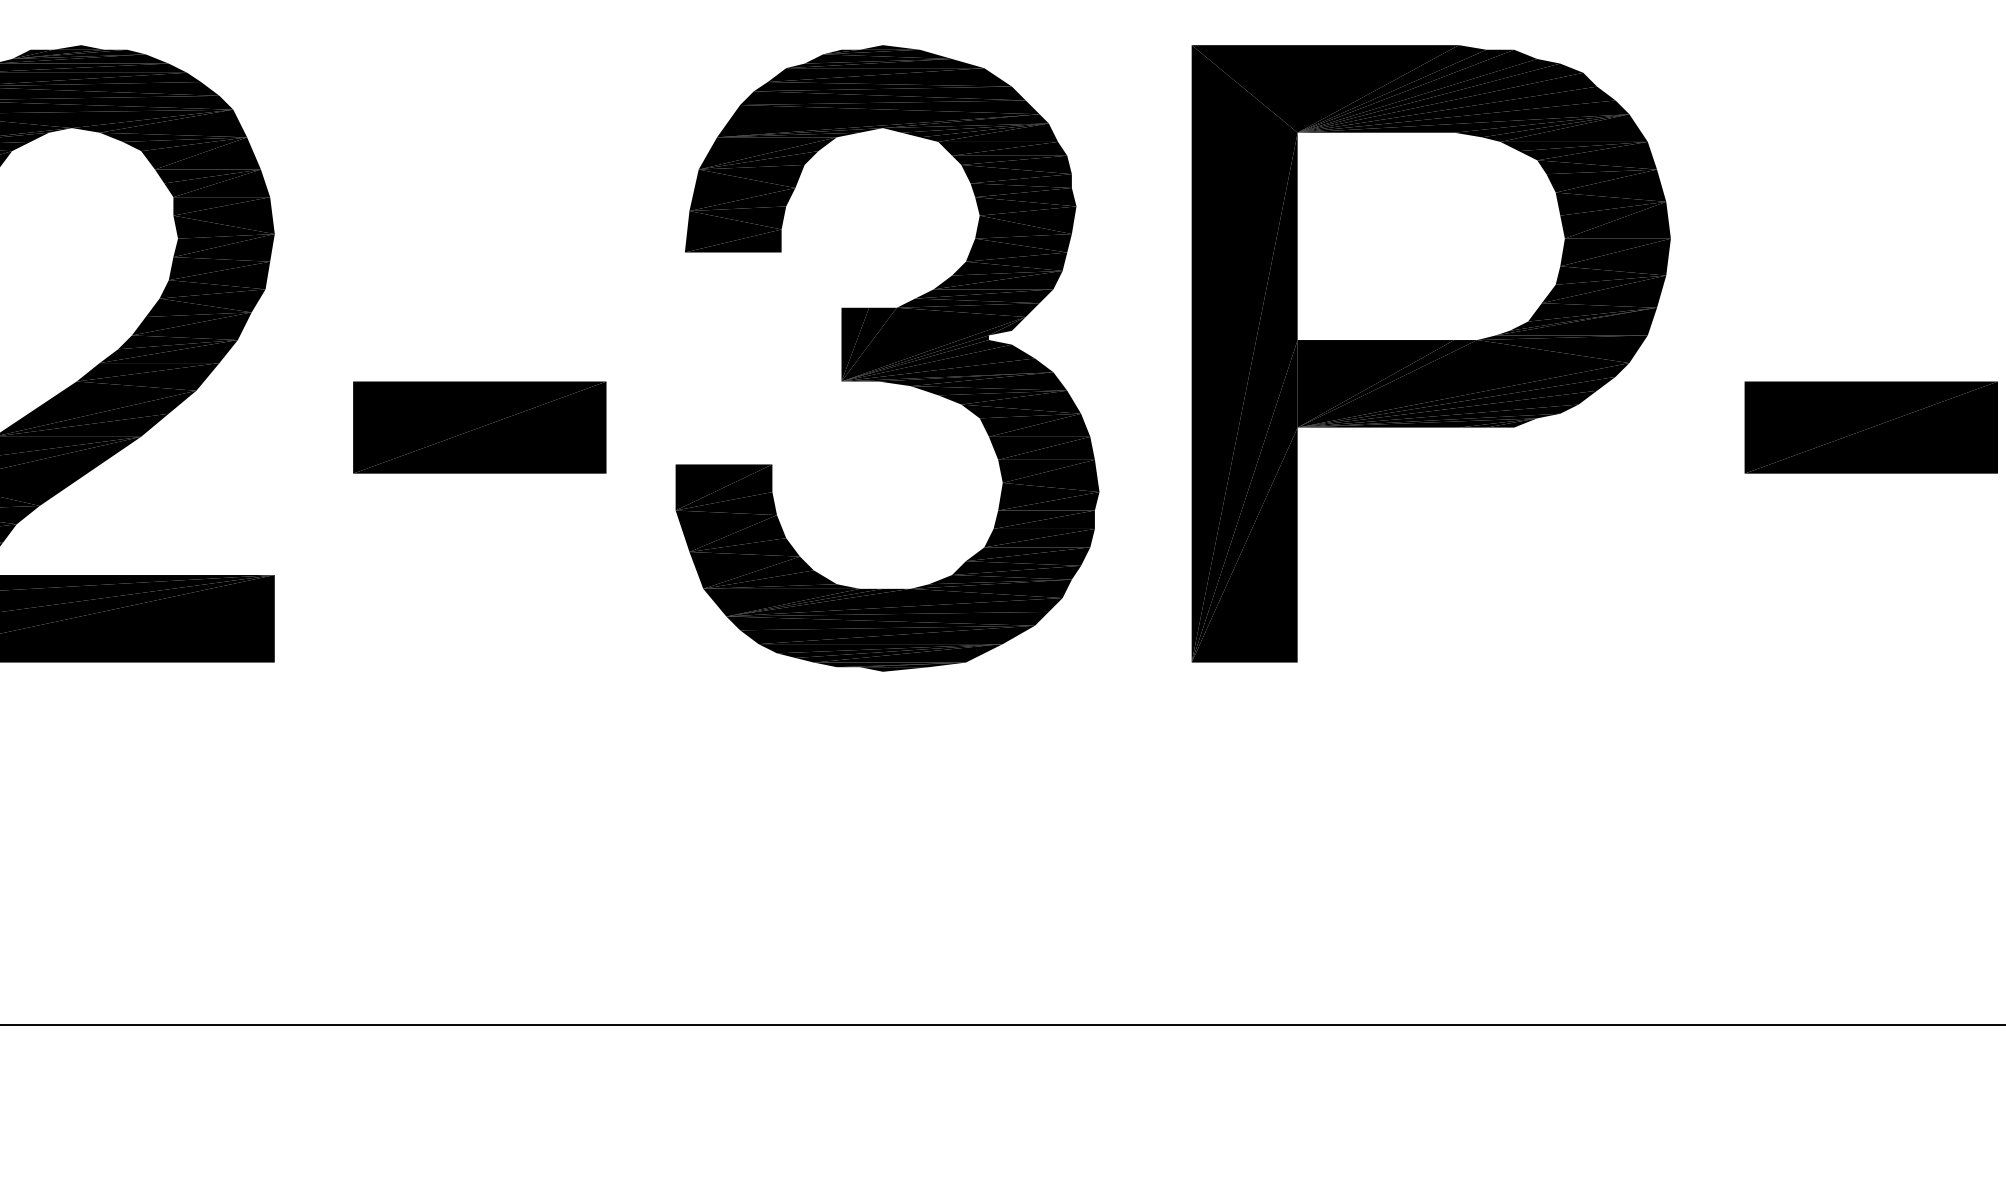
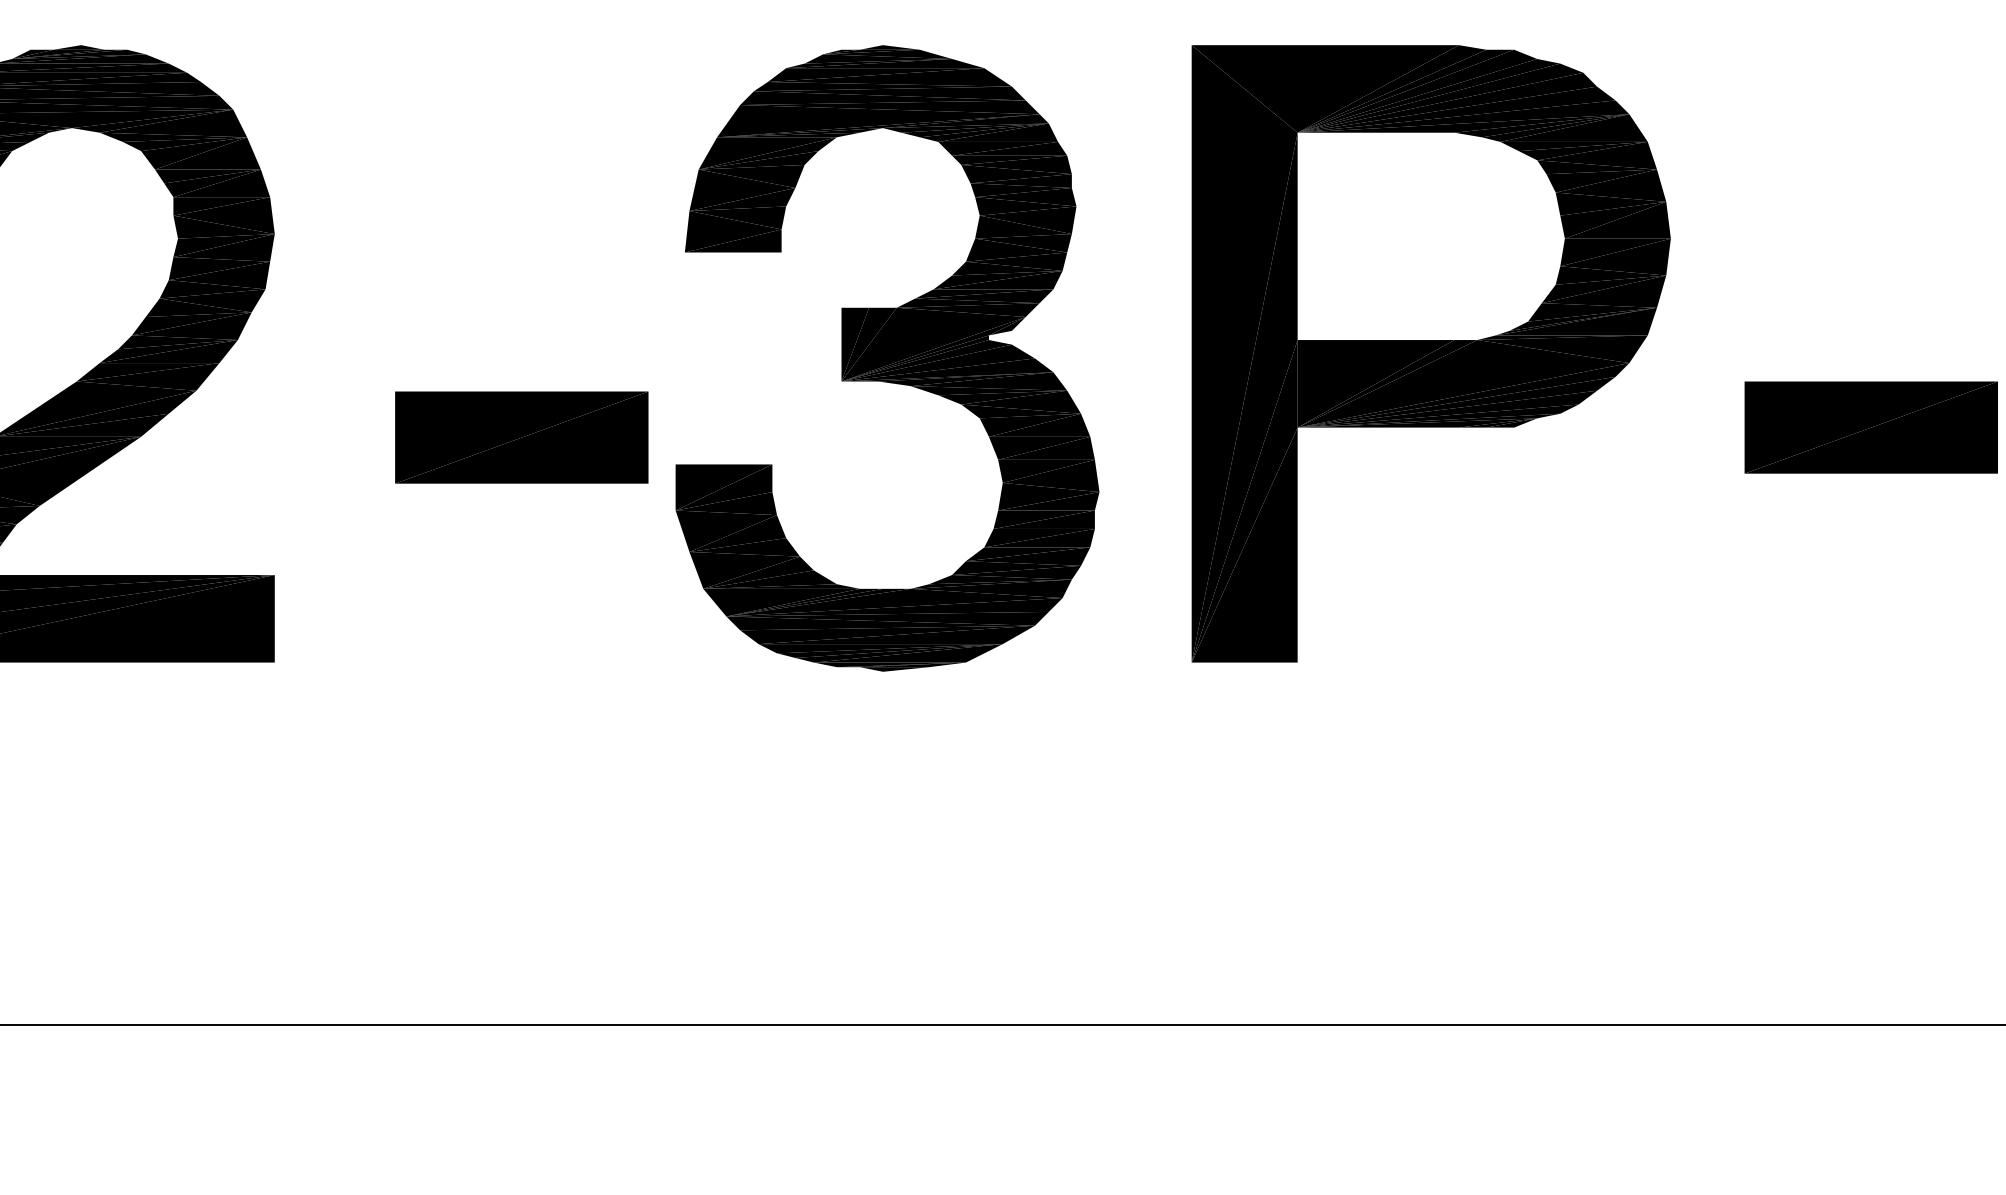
part position: (479, 427) -> (521, 437) (521, 437)
